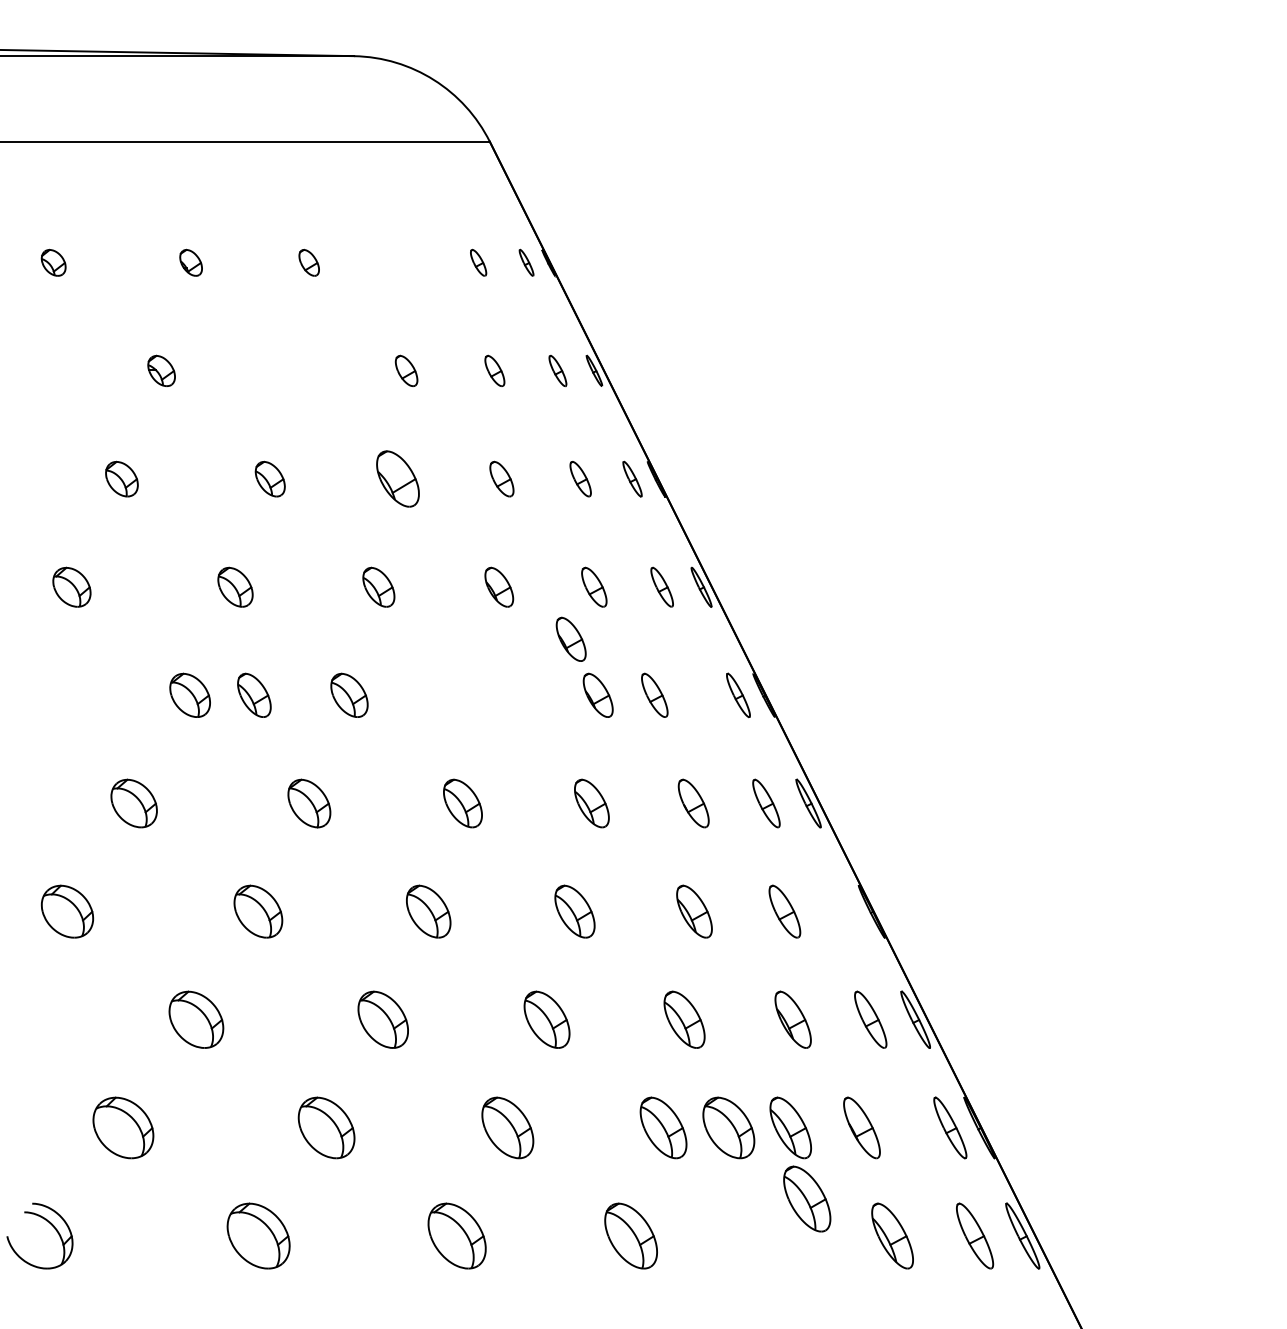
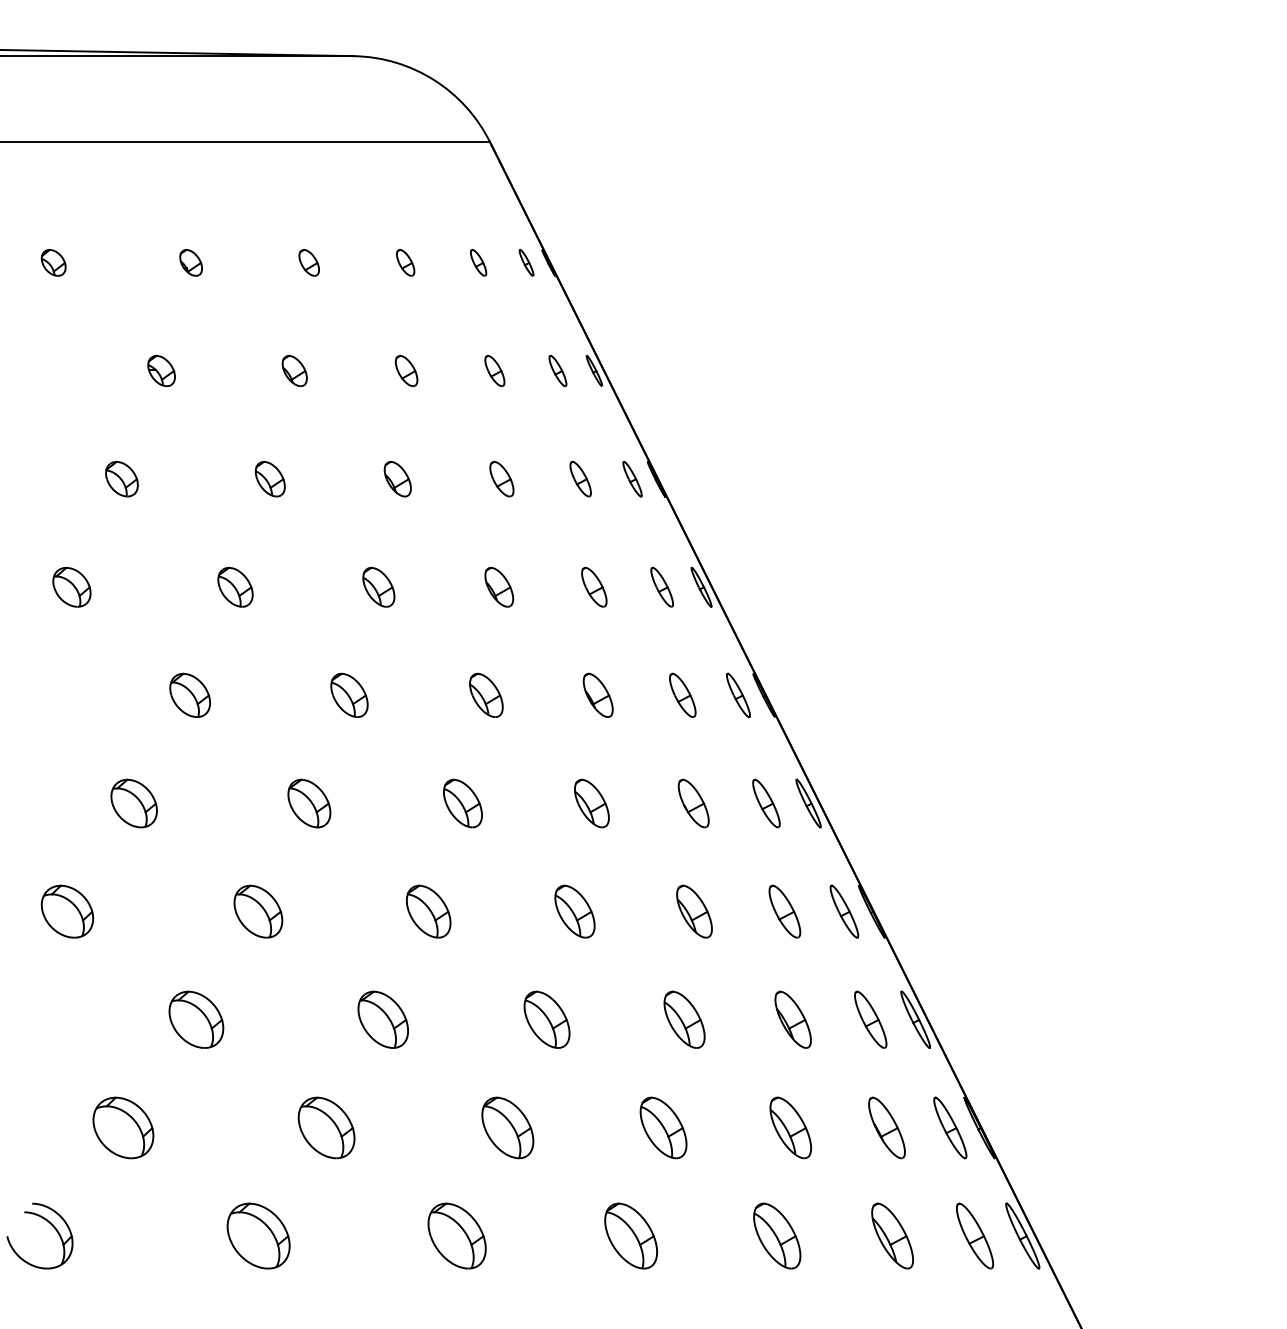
part: none -> present (405, 262)
part: none -> present (294, 370)
part size: 44x58 px -> 29x37 px (397, 479)
part: present -> none (570, 638)
part position: (254, 694) -> (486, 694) (486, 694)
part position: (654, 694) -> (682, 694) (682, 694)
part: none -> present (844, 911)
part: present -> none (728, 1127)
part position: (861, 1127) -> (886, 1127) (886, 1127)
part position: (807, 1198) -> (777, 1235) (777, 1235)
